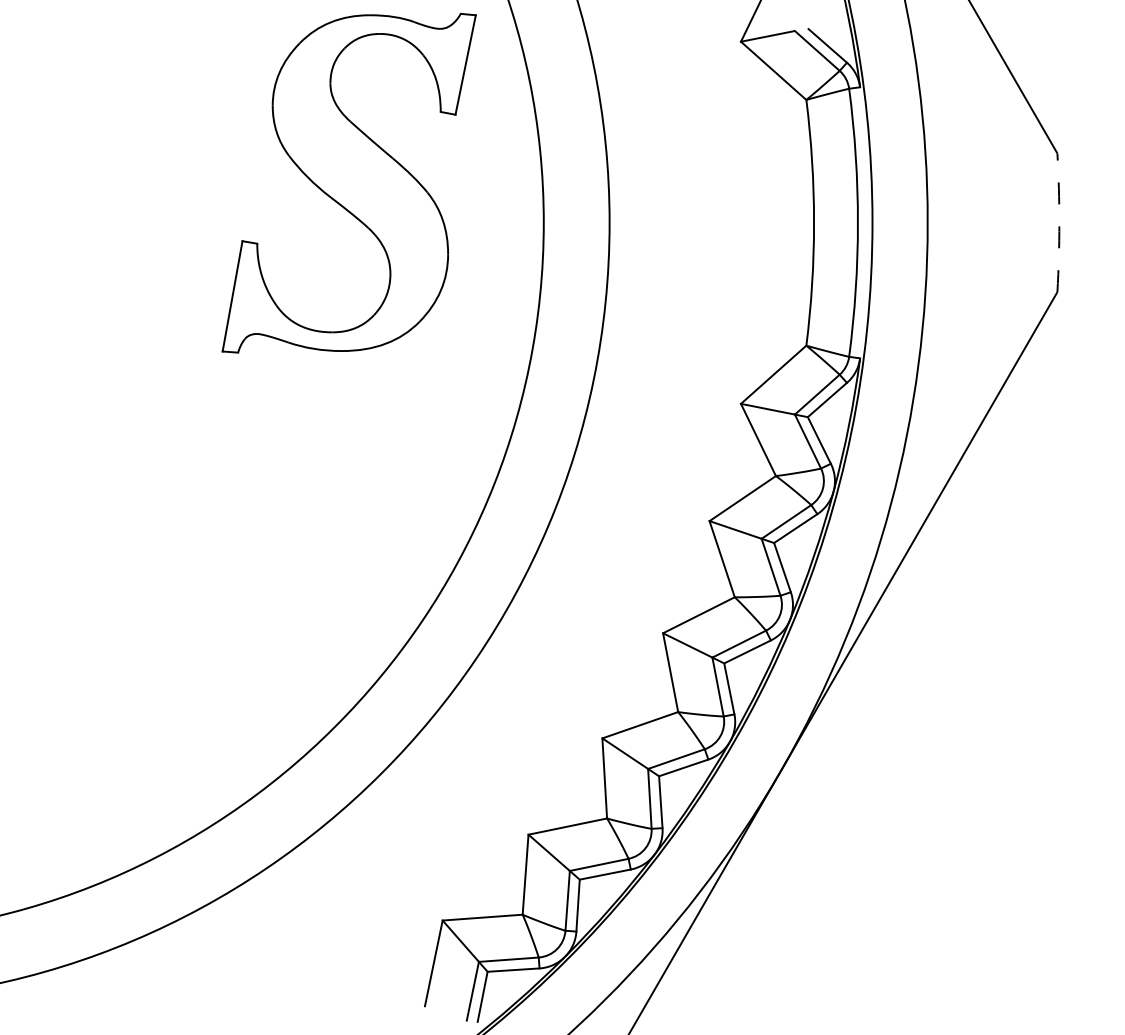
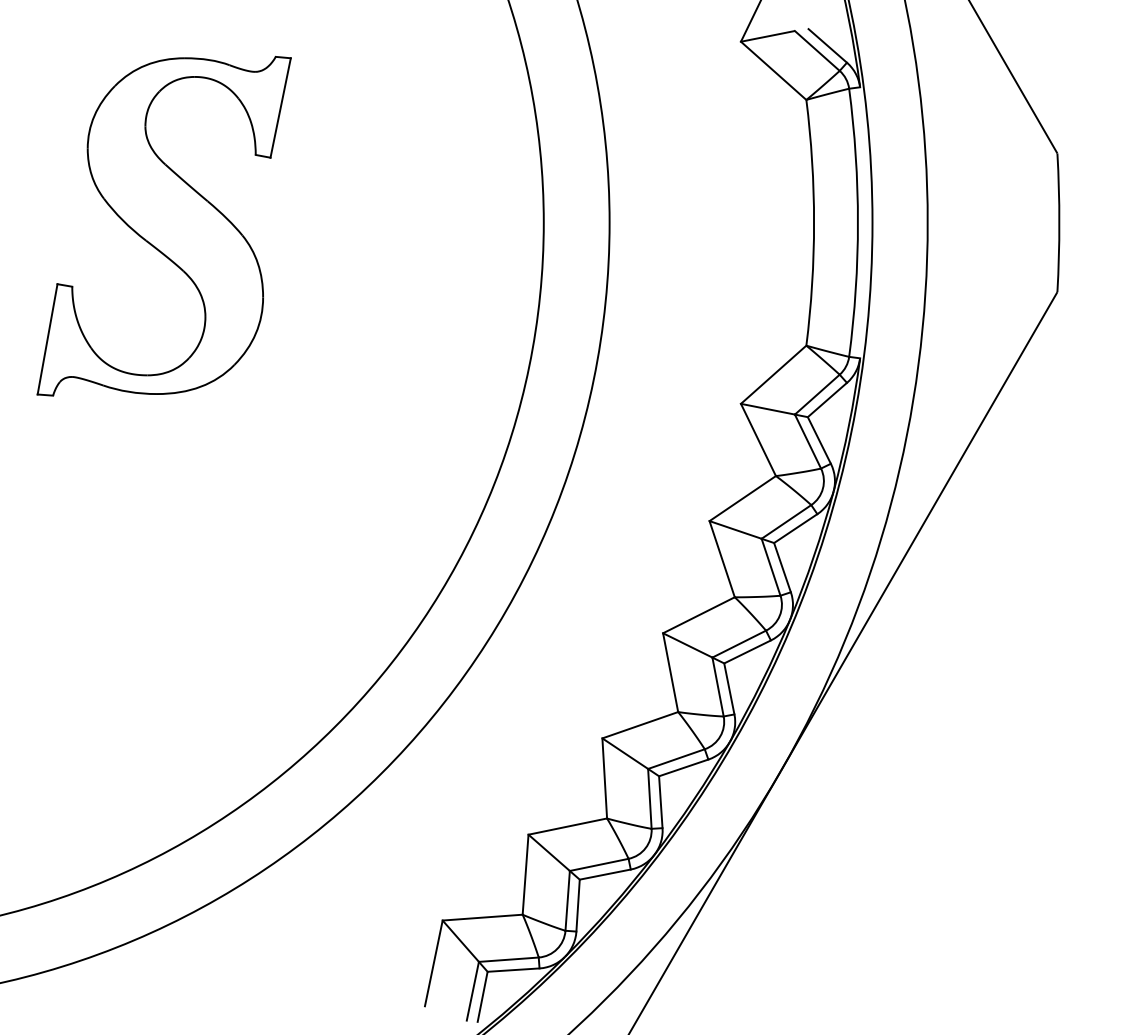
part position: (348, 183) -> (163, 226) (163, 226)
arc: dashed -> solid (1059, 222)
